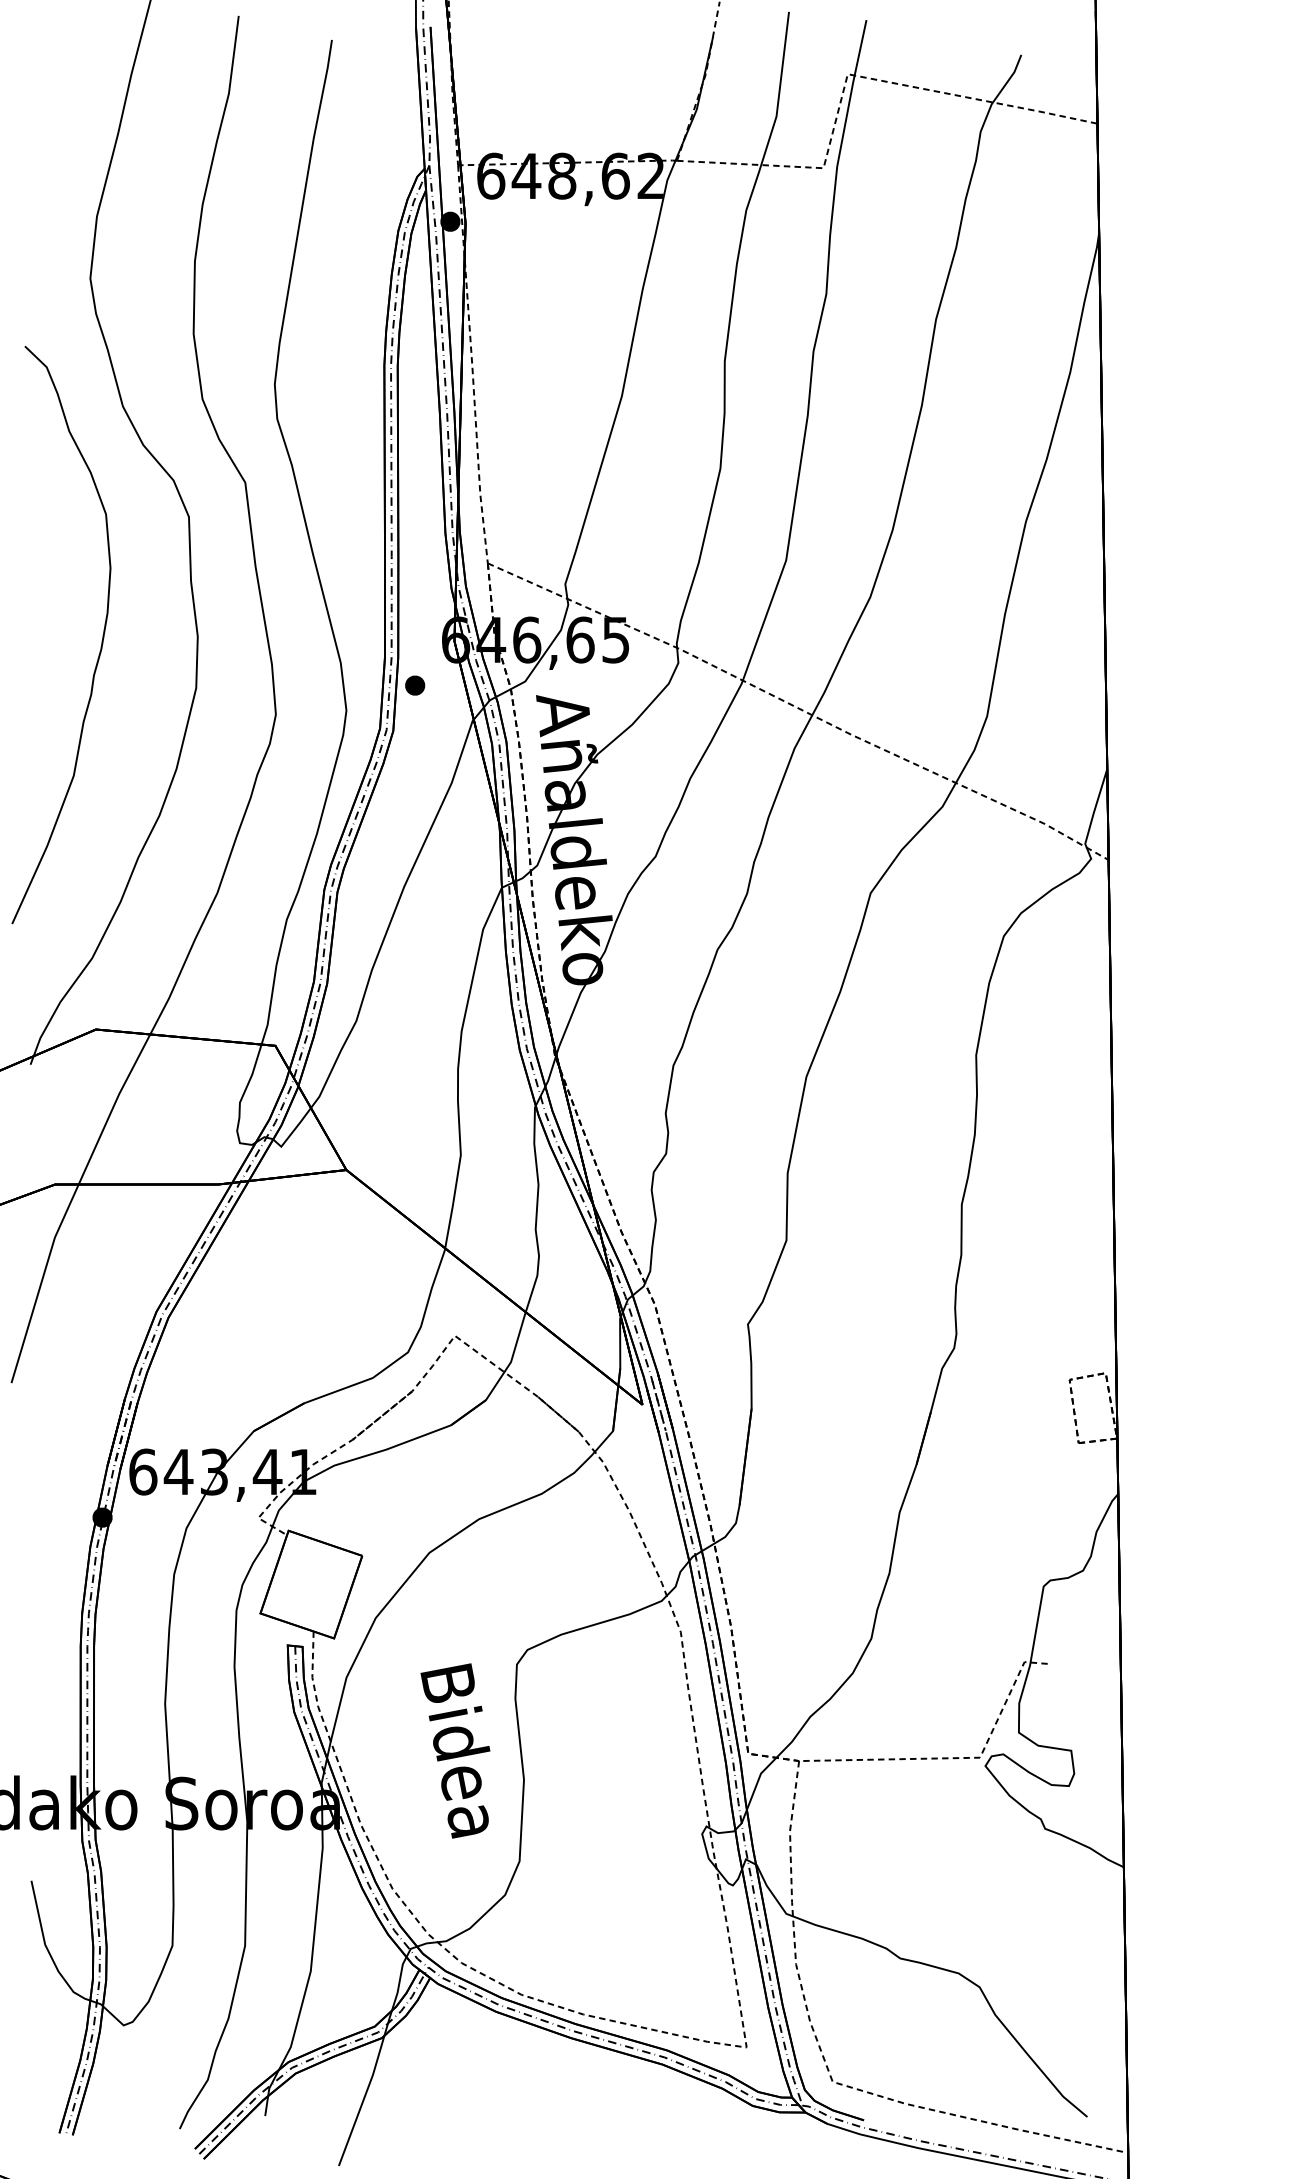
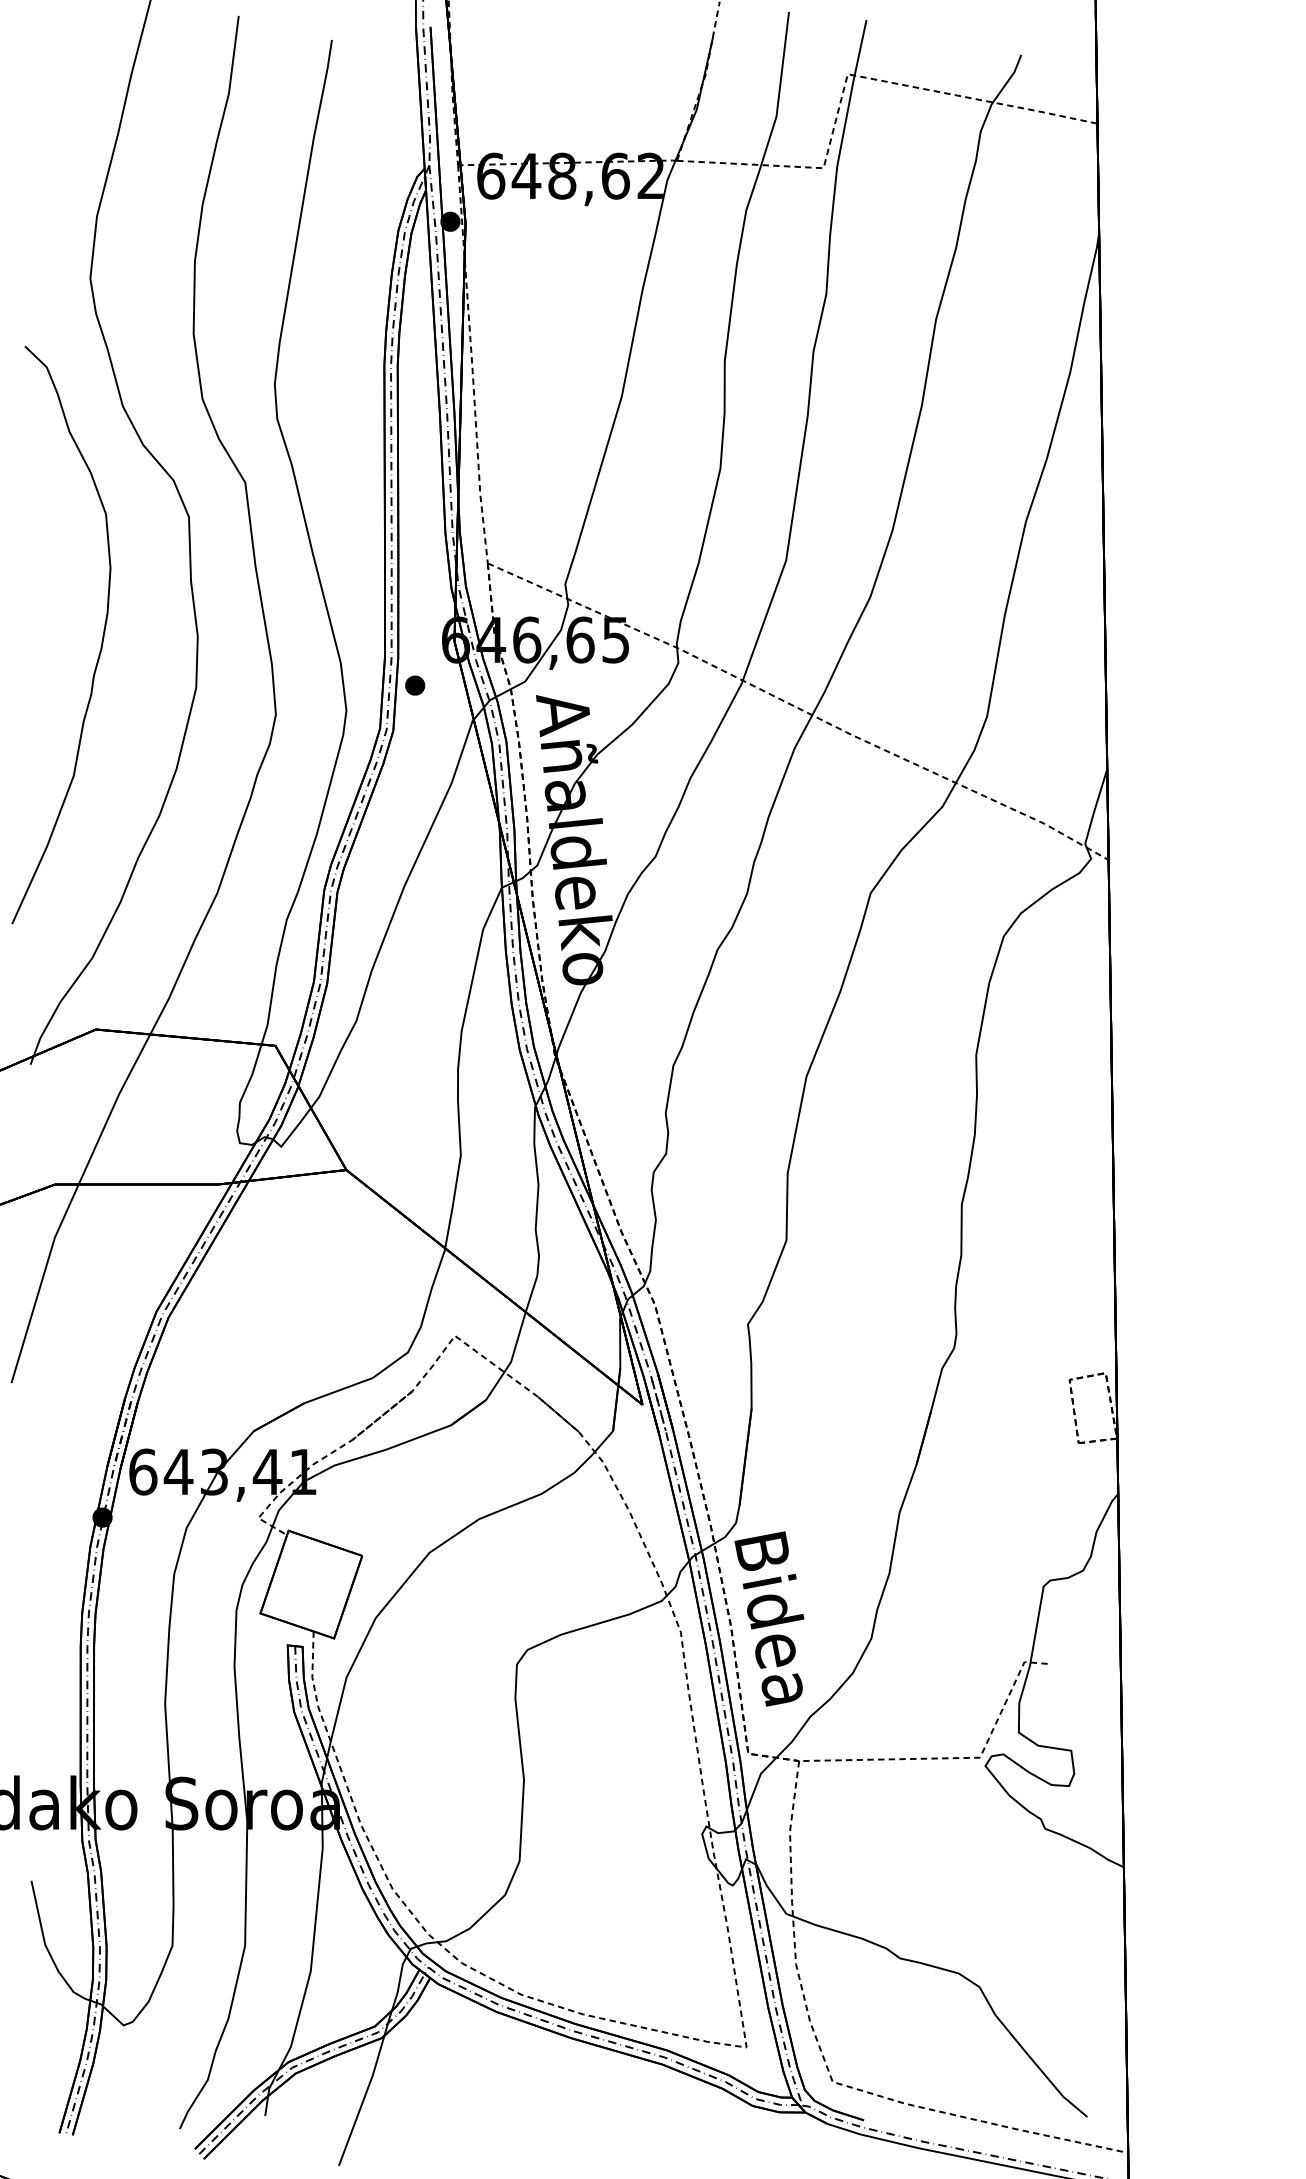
text position: (455, 1750) -> (769, 1618) (769, 1618)
